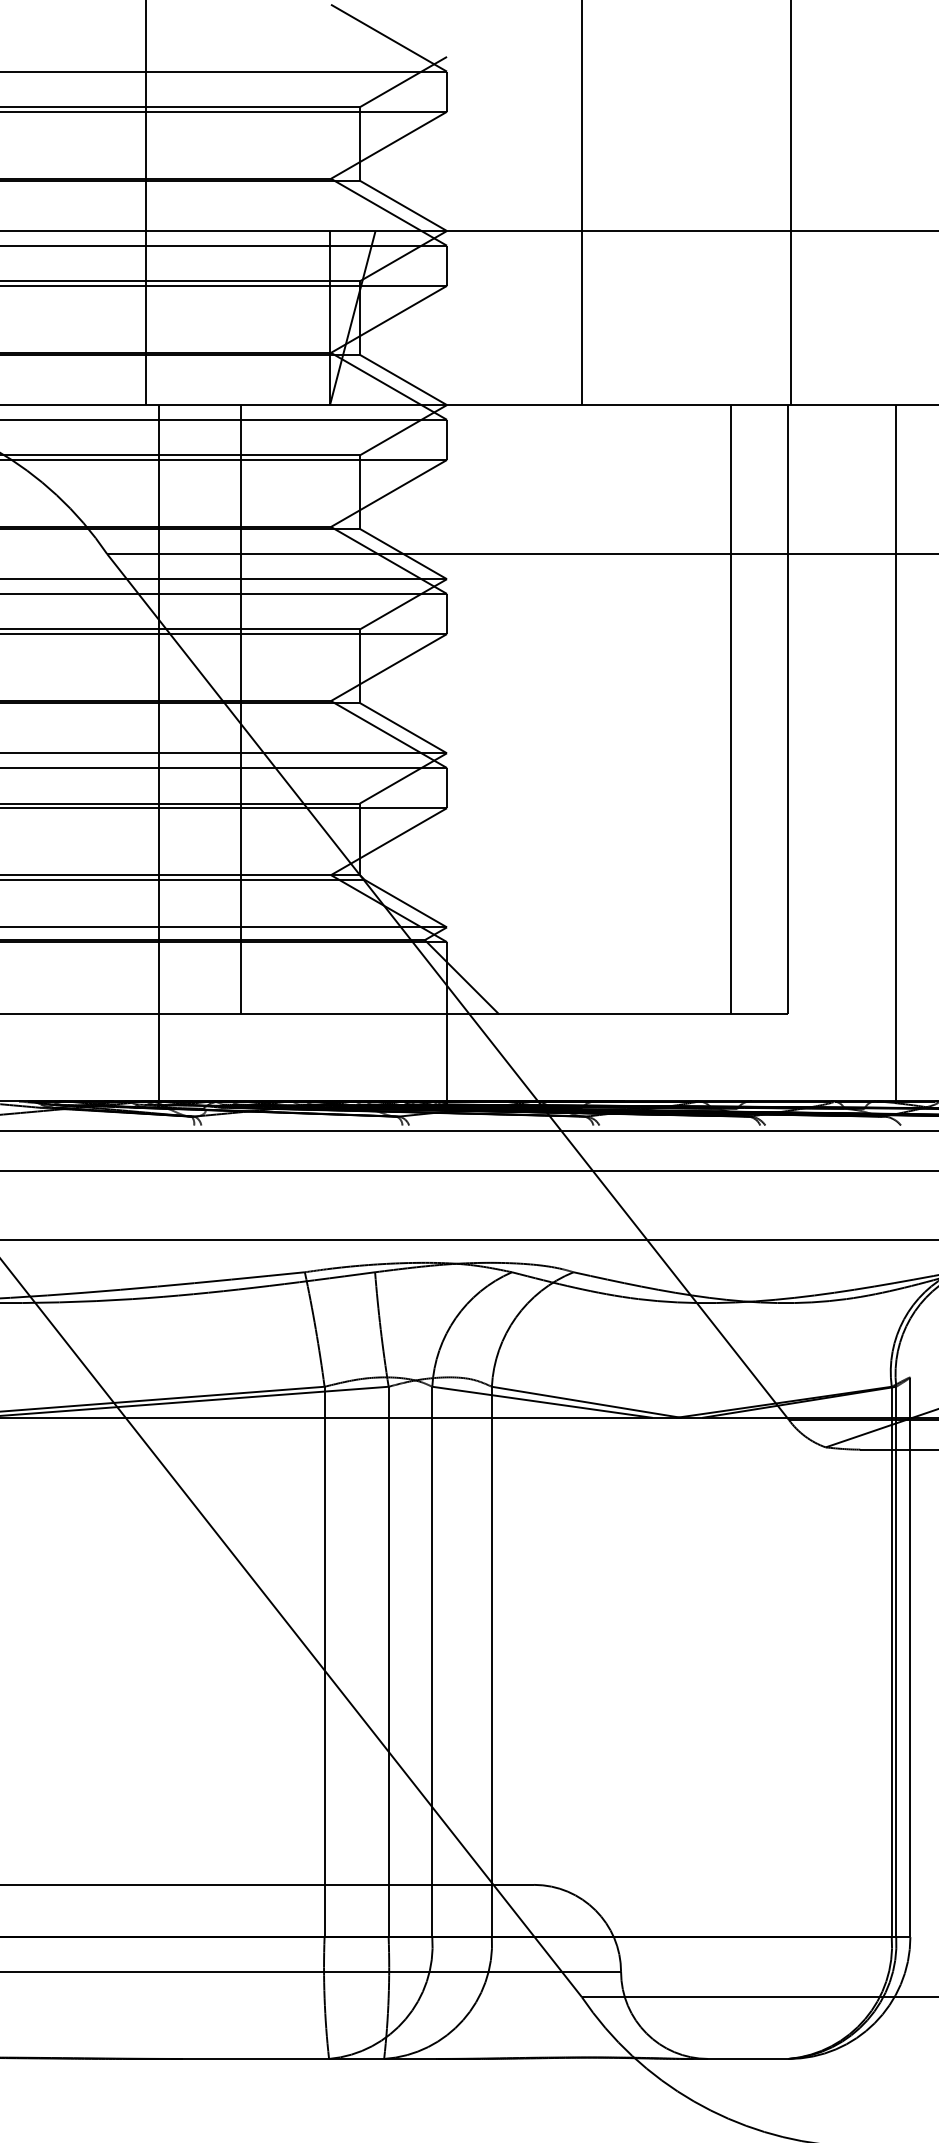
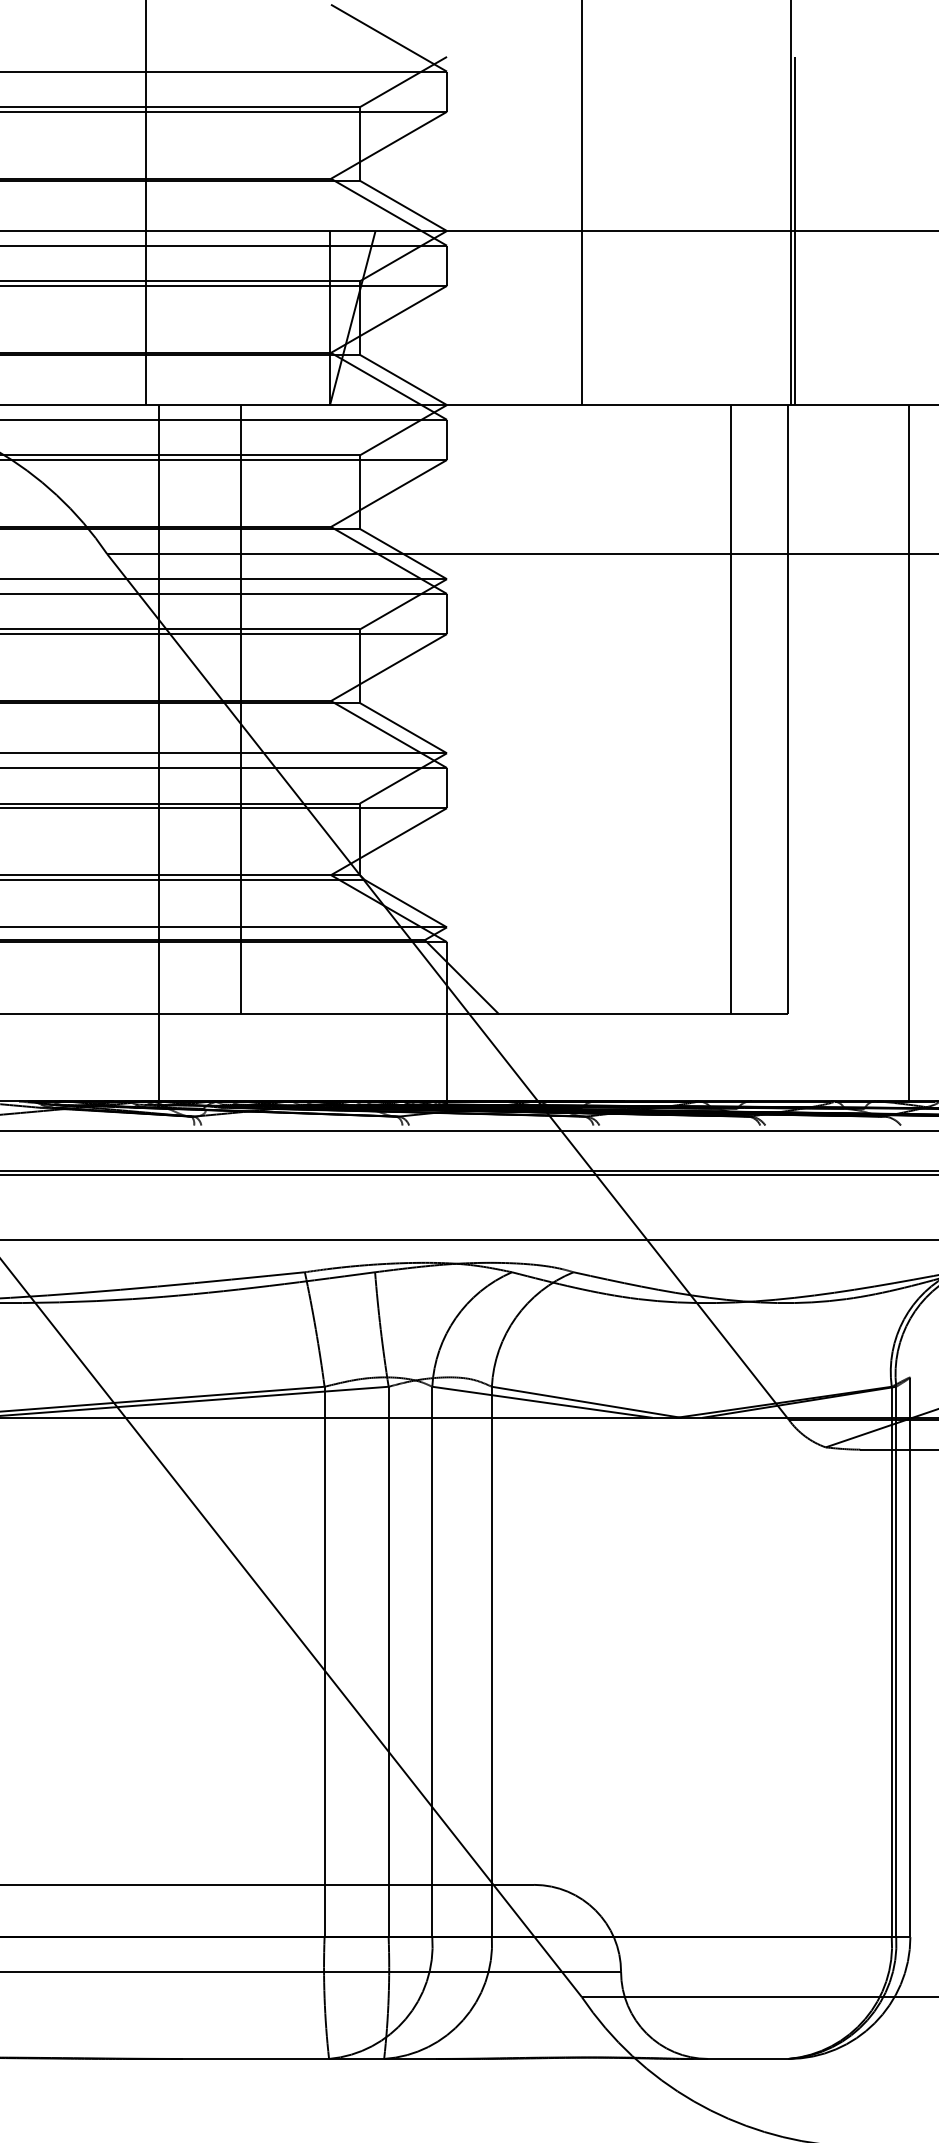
line: none -> present (795, 230)
line position: (895, 753) -> (908, 753) (908, 753)
line: none -> present (468, 1174)
